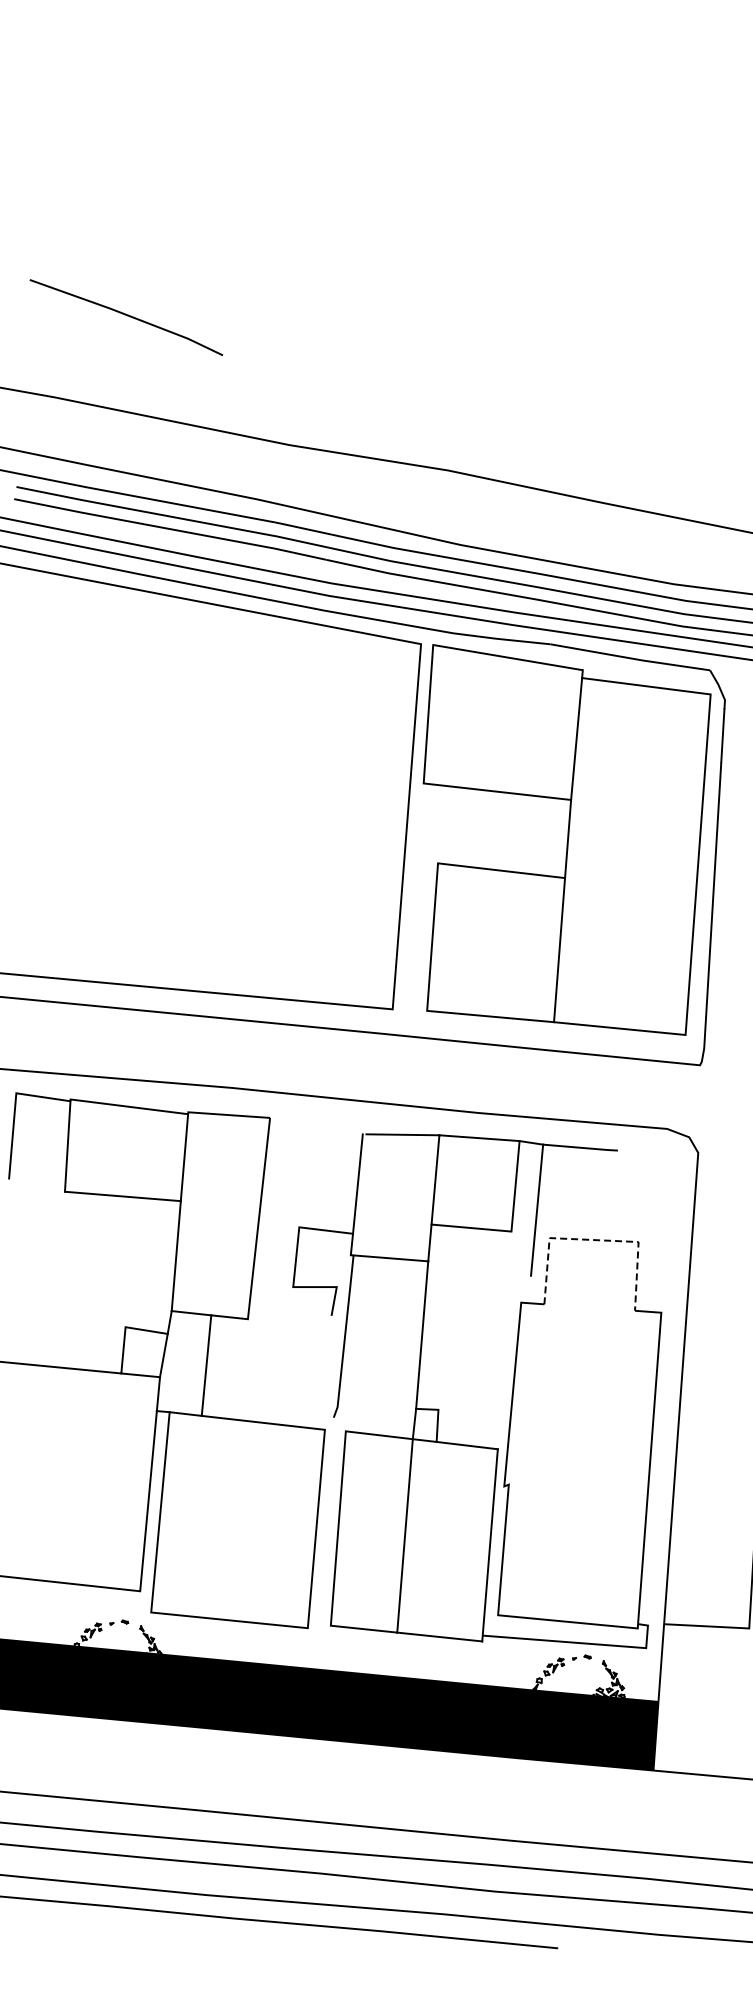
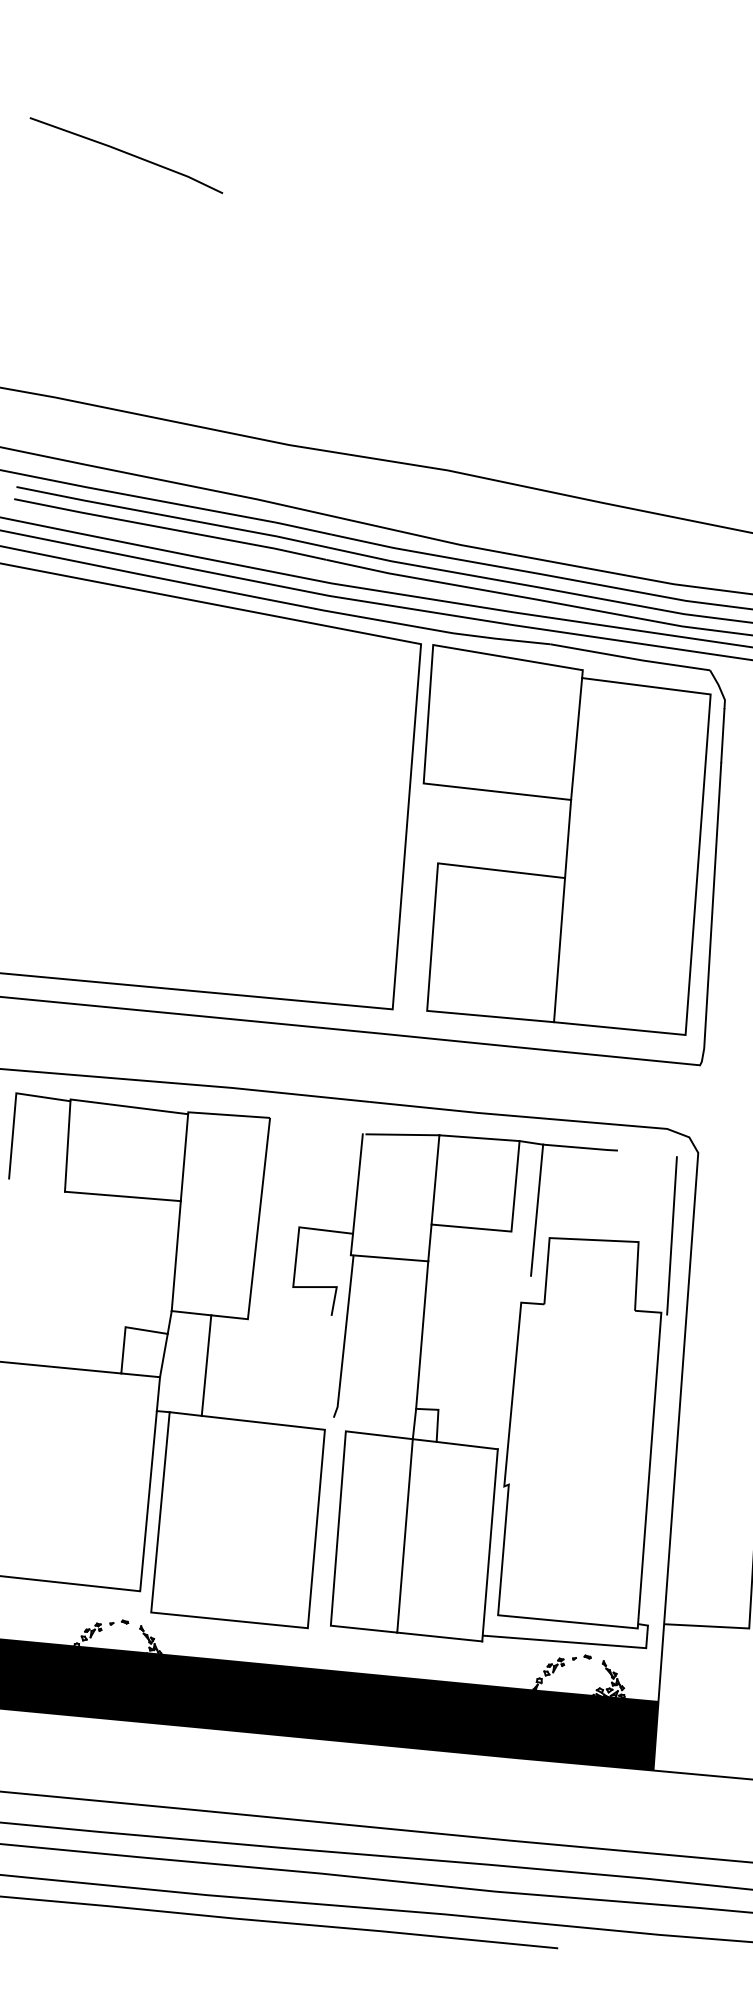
line position: (127, 316) -> (127, 154) (127, 154)
line: none -> present (671, 1235)
line: dashed -> solid (595, 1240)
